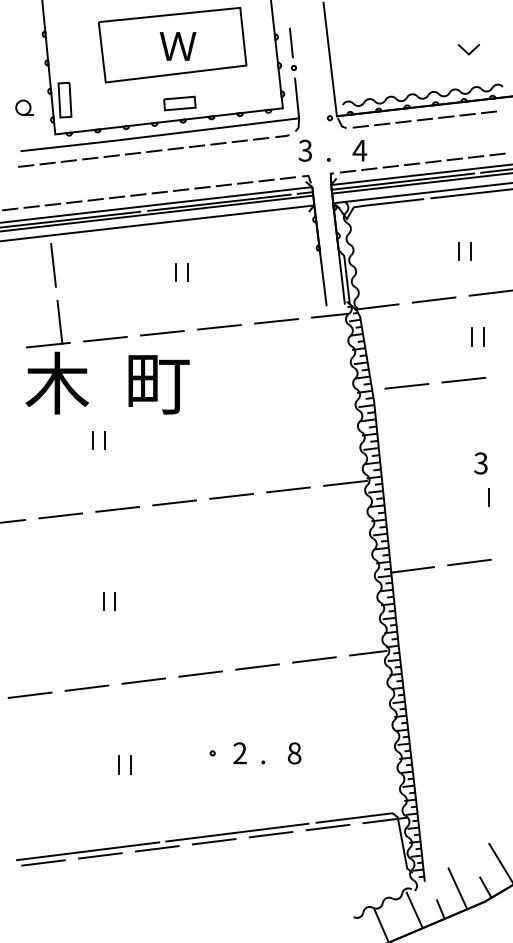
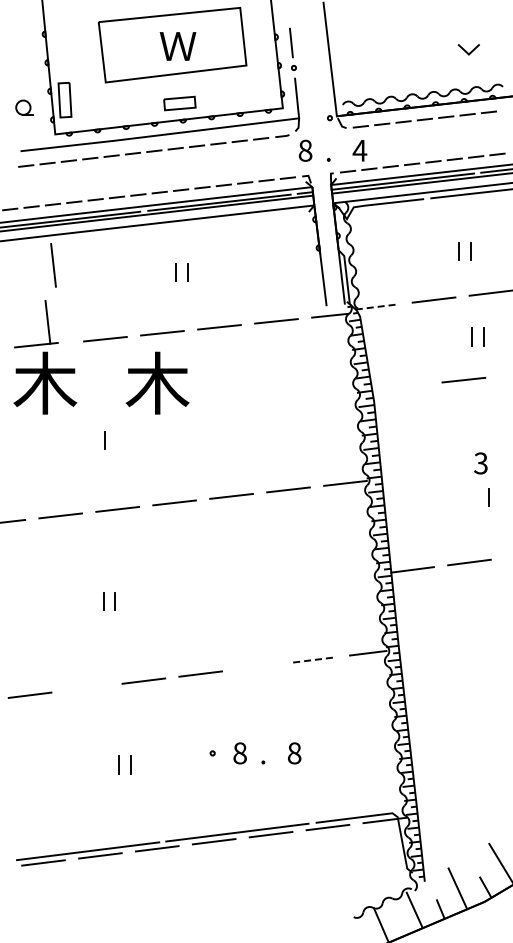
text: 3 -> 8 (305, 150)
line: solid -> dashed (377, 306)
part position: (57, 357) -> (45, 357) (45, 357)
text: 町 -> 木 (157, 382)
line: present -> none (406, 386)
line: present -> none (92, 440)
line: solid -> dashed (314, 659)
line: present -> none (257, 666)
line: present -> none (86, 687)
text: 2 -> 8 (239, 753)
